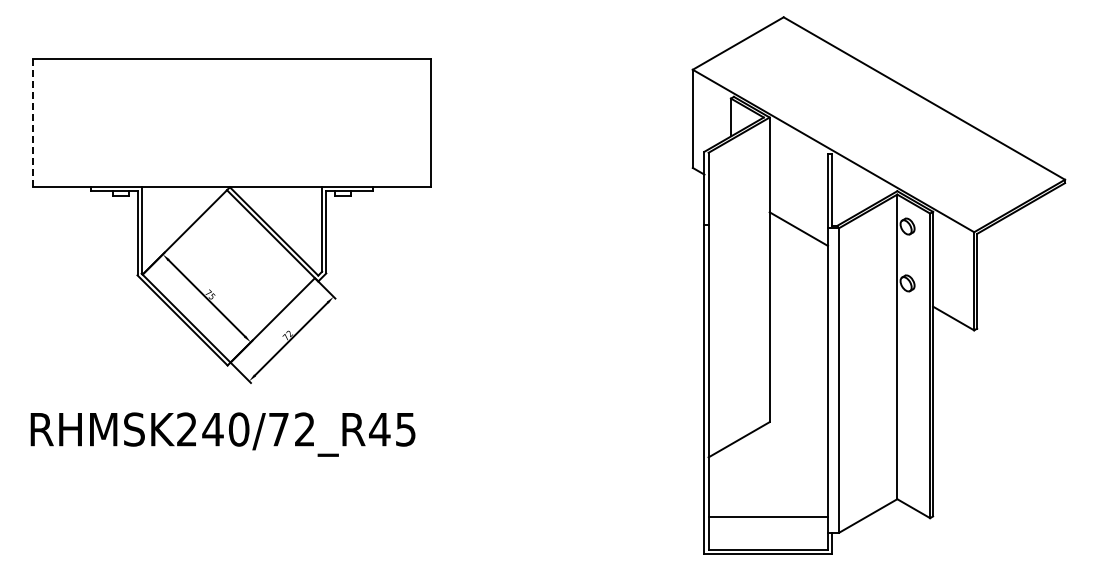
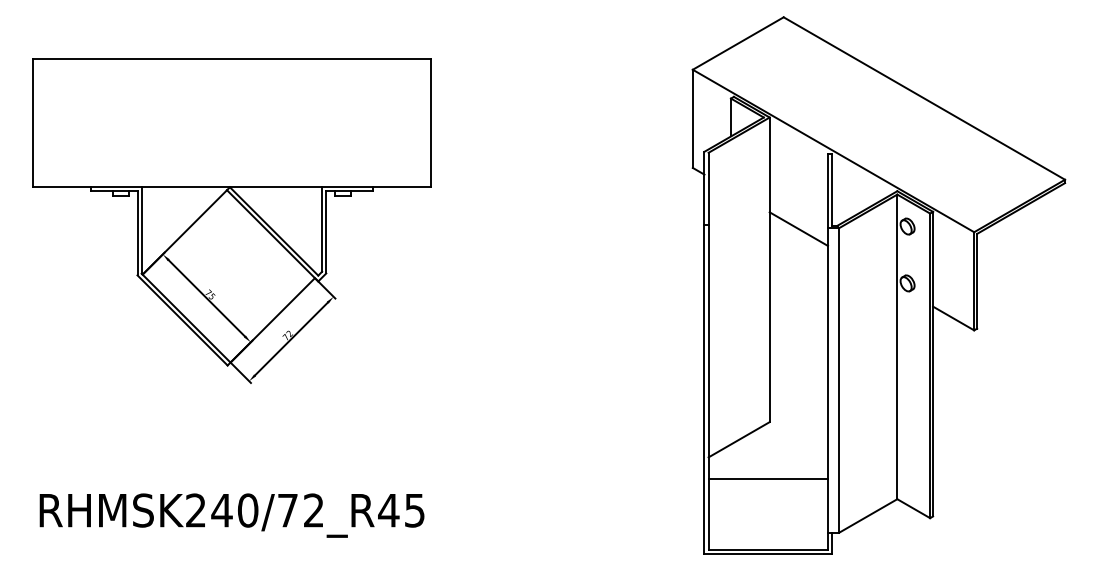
line: dashed -> solid (32, 123)
text position: (222, 434) -> (231, 515) (231, 515)
line position: (767, 516) -> (767, 478) (767, 478)
